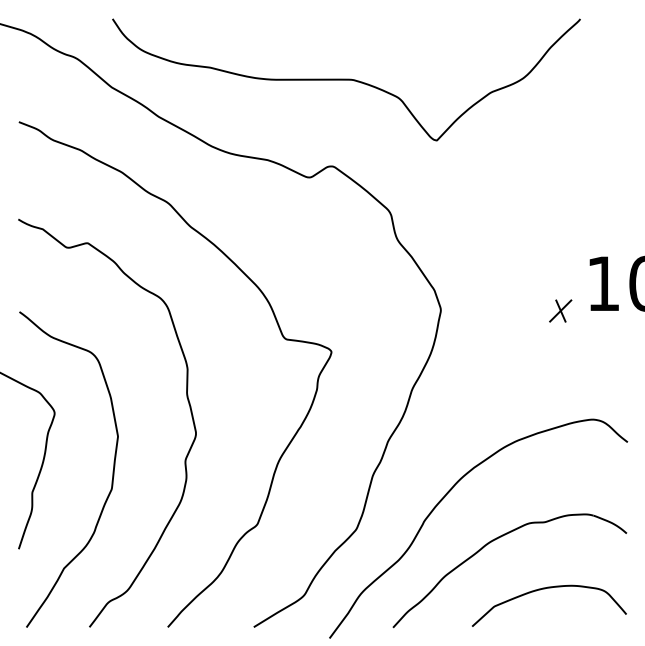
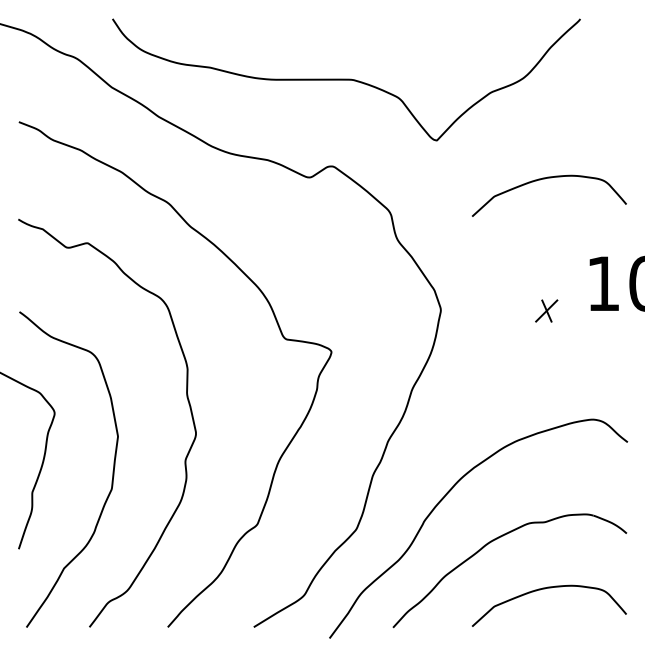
curve: none -> present (545, 179)
part position: (560, 310) -> (546, 310) (546, 310)
